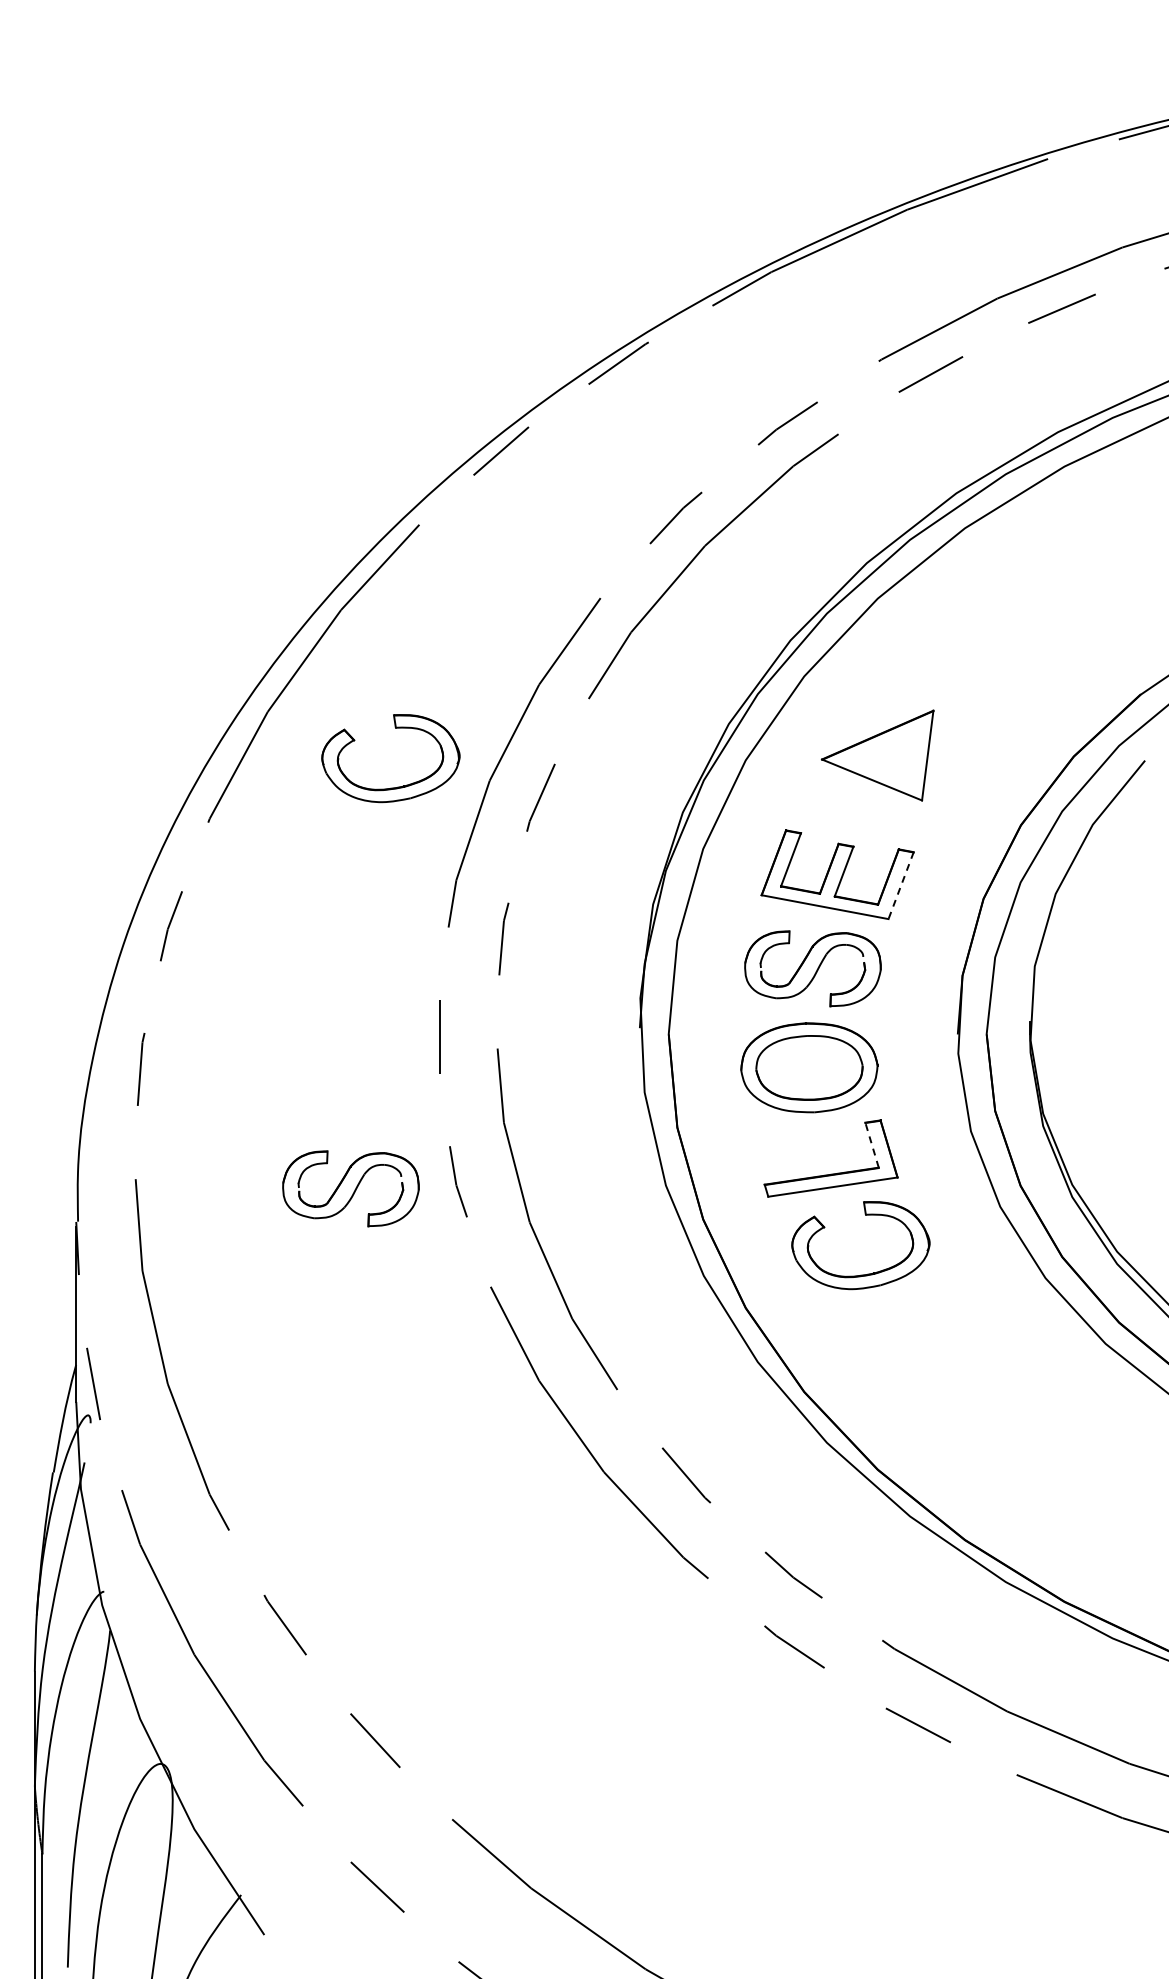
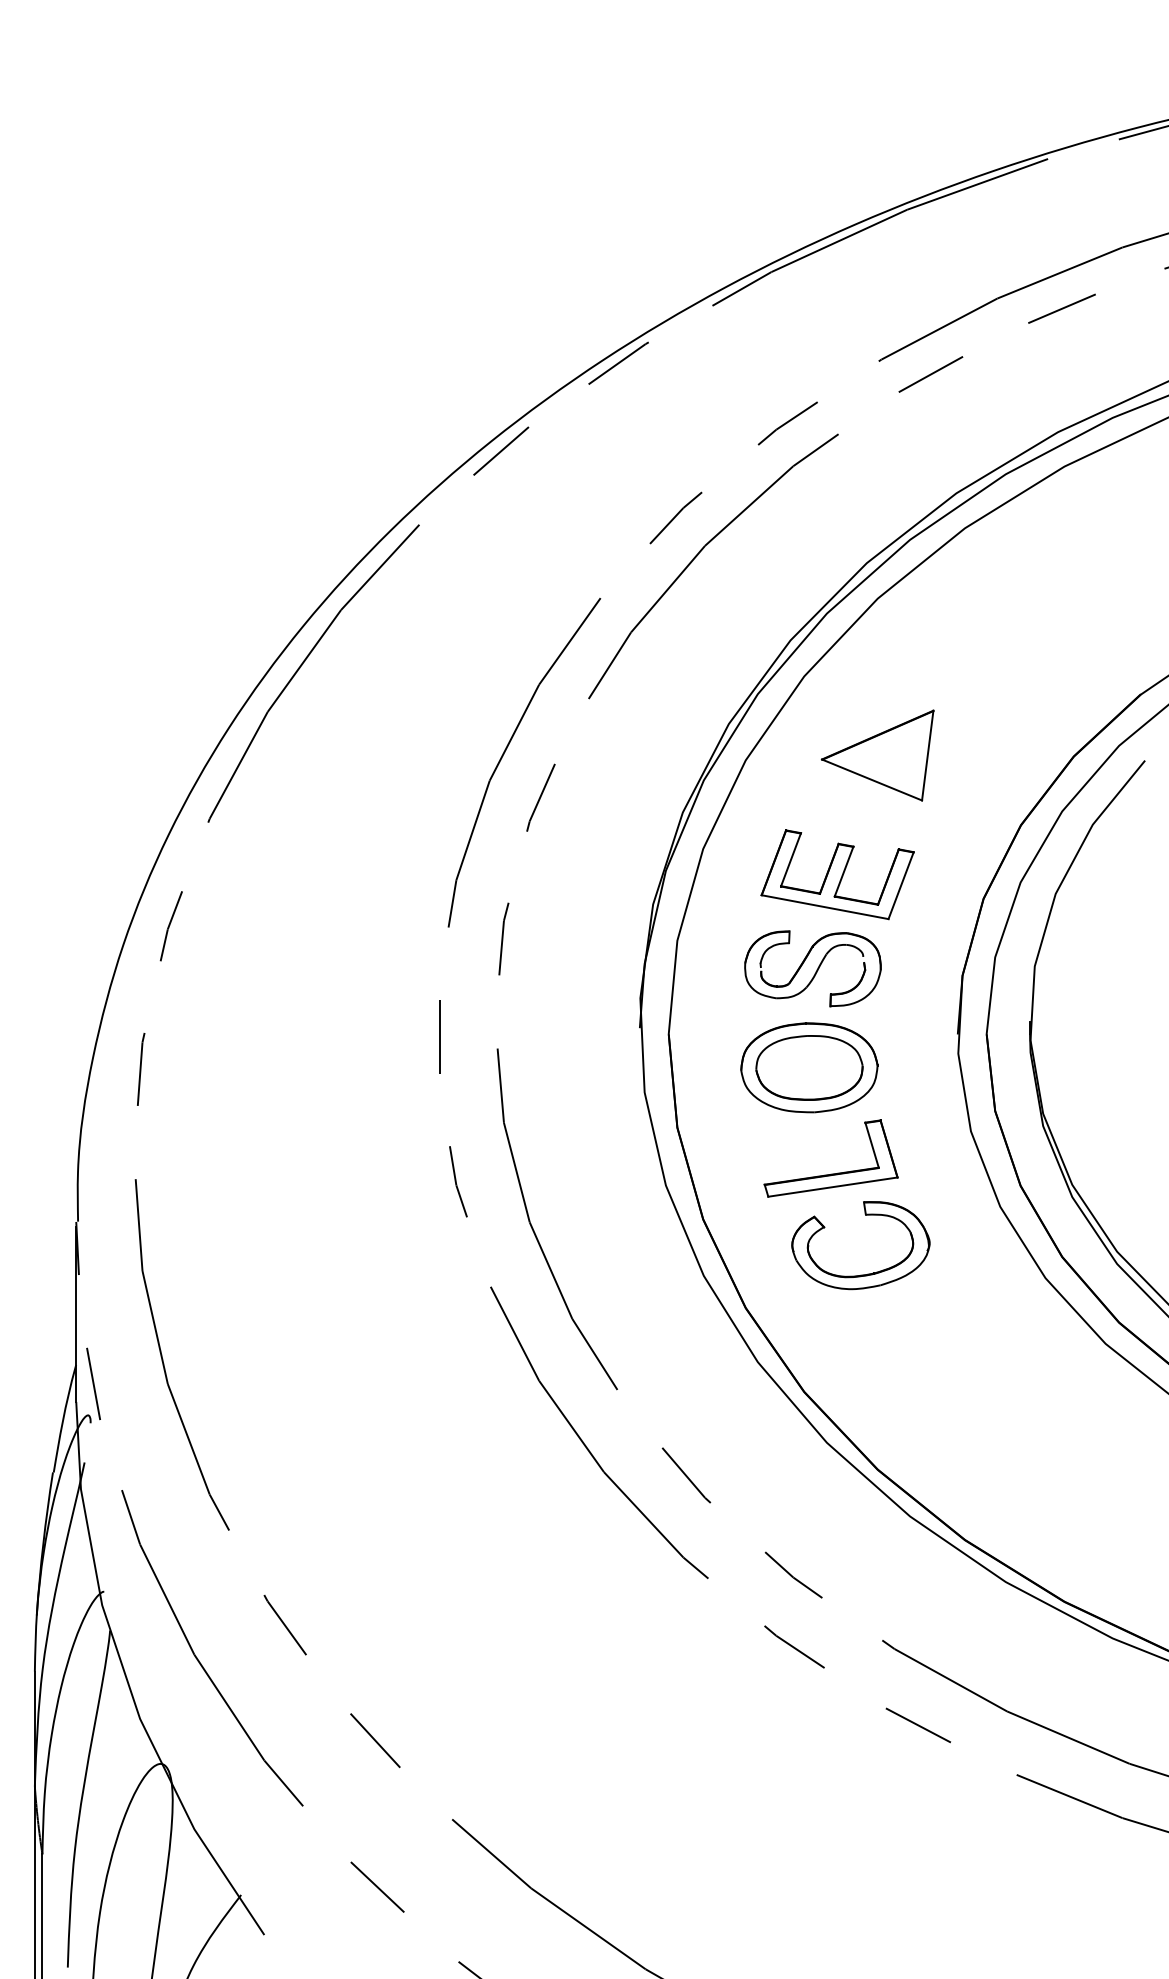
part: present -> none (397, 786)
line: dashed -> solid (901, 885)
line: dashed -> solid (871, 1144)
part: present -> none (350, 1188)
